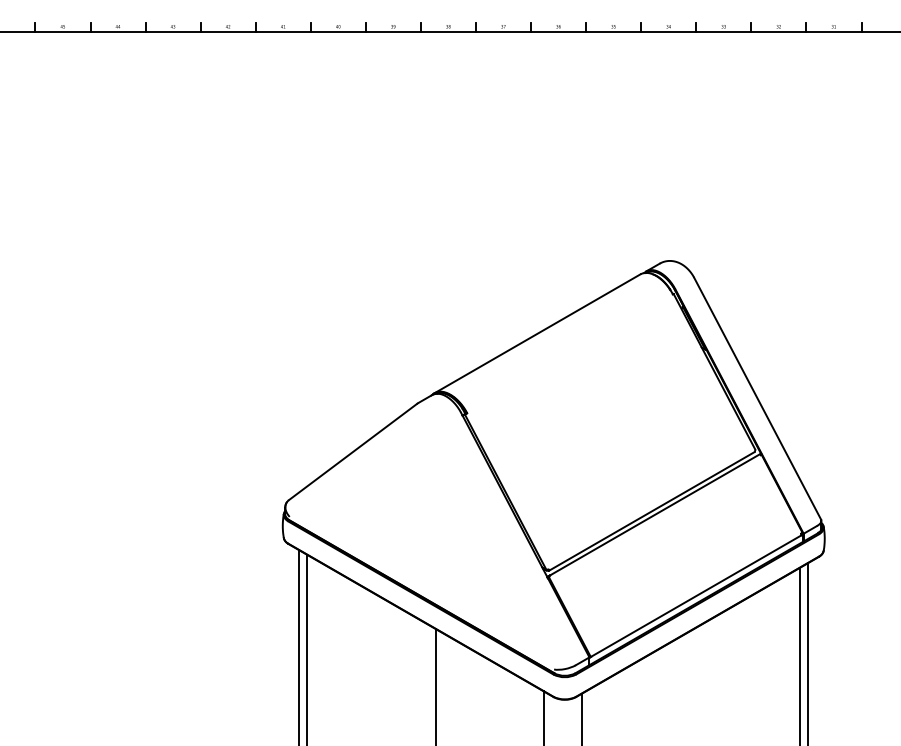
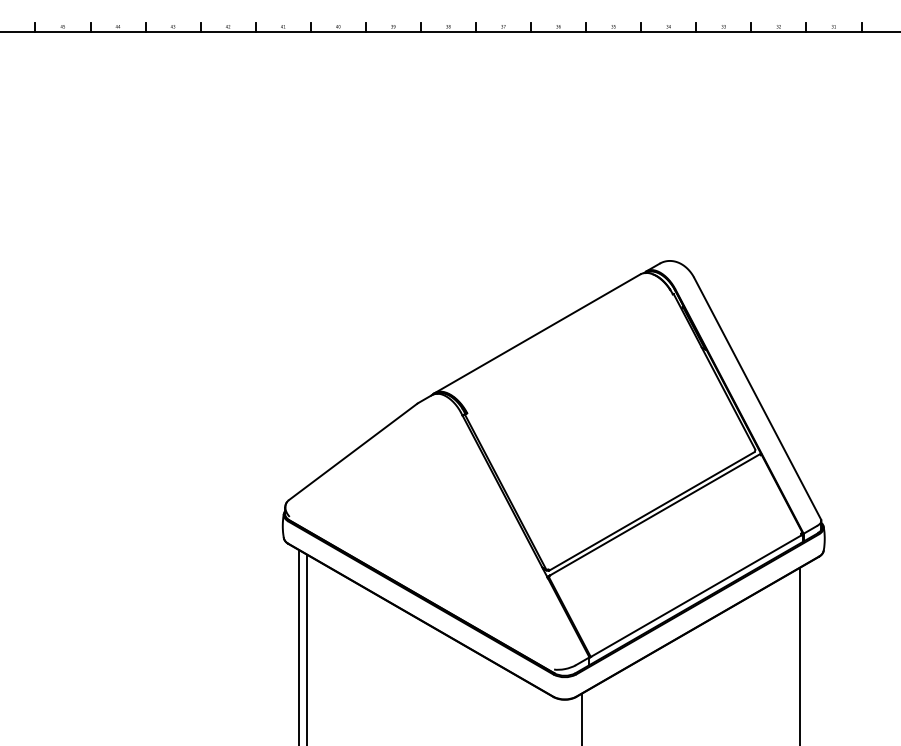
line: present -> none (808, 652)
line: present -> none (436, 685)
line: present -> none (543, 716)
